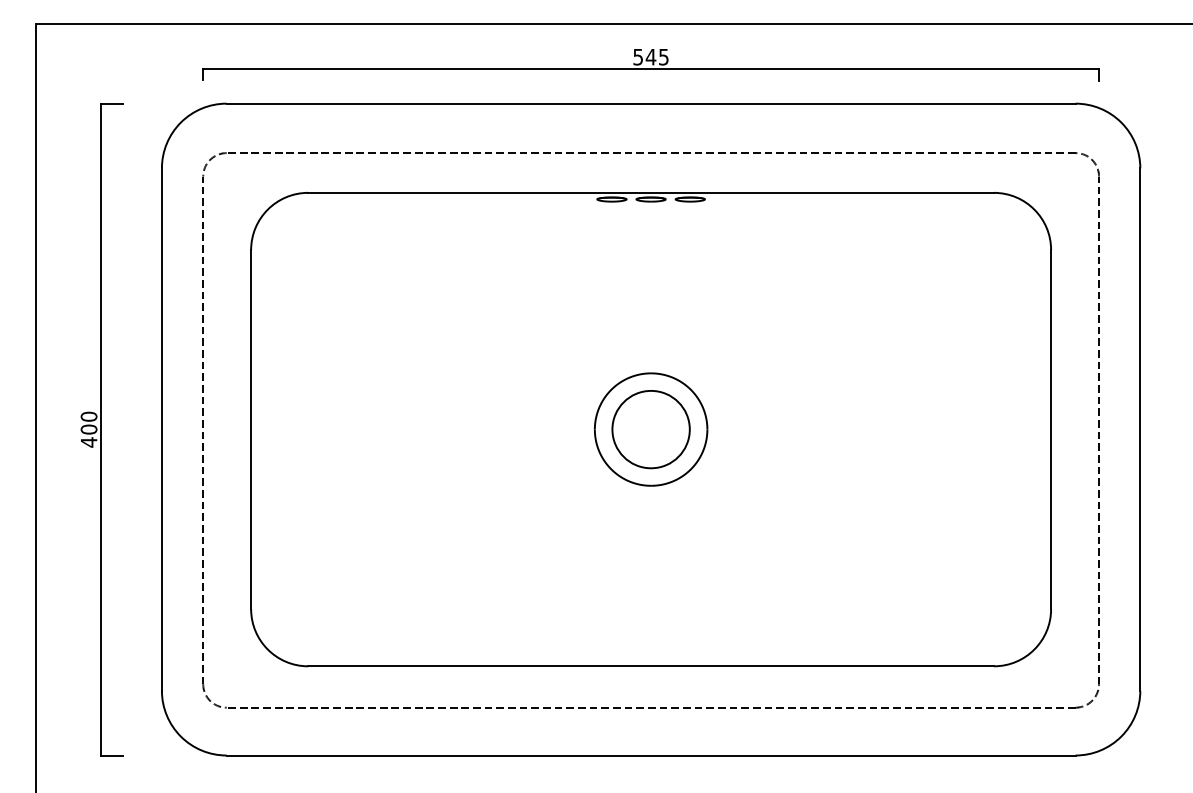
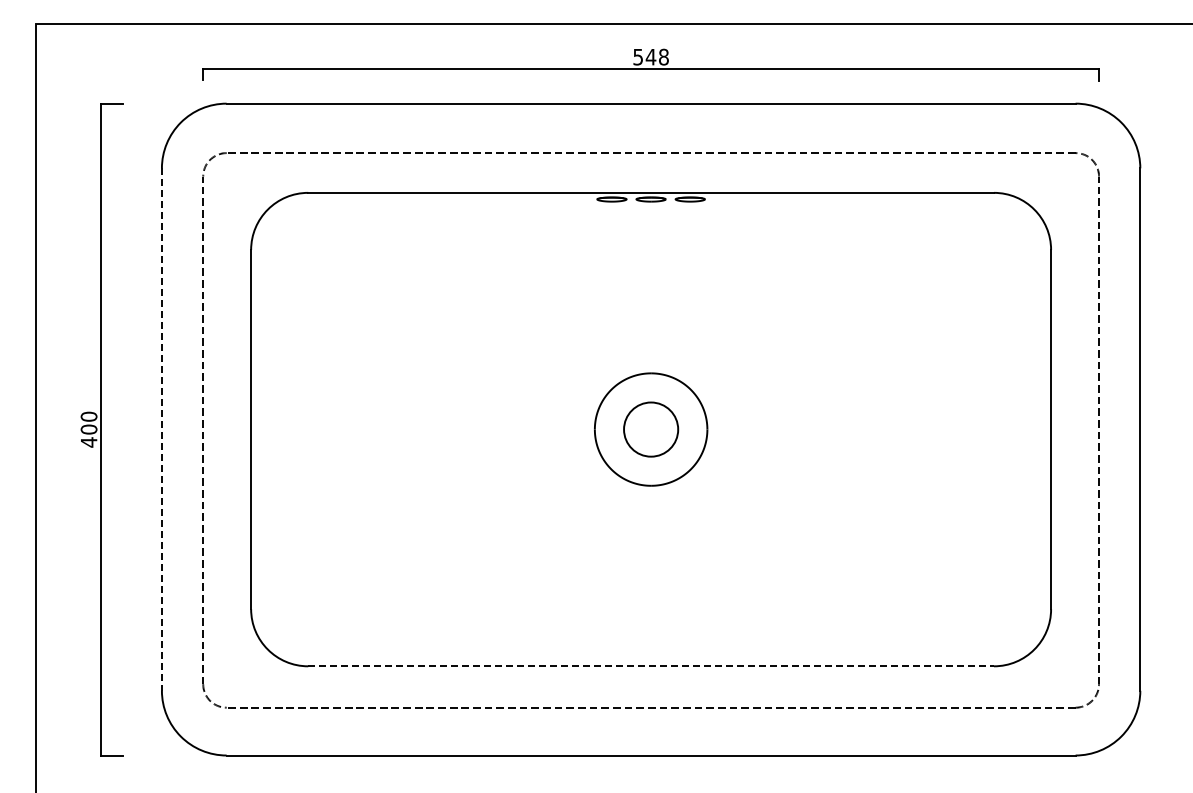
text: 545 -> 548 (663, 56)
circle diameter: 77 px -> 54 px (651, 429)
line: solid -> dashed (161, 430)
line: solid -> dashed (651, 666)
